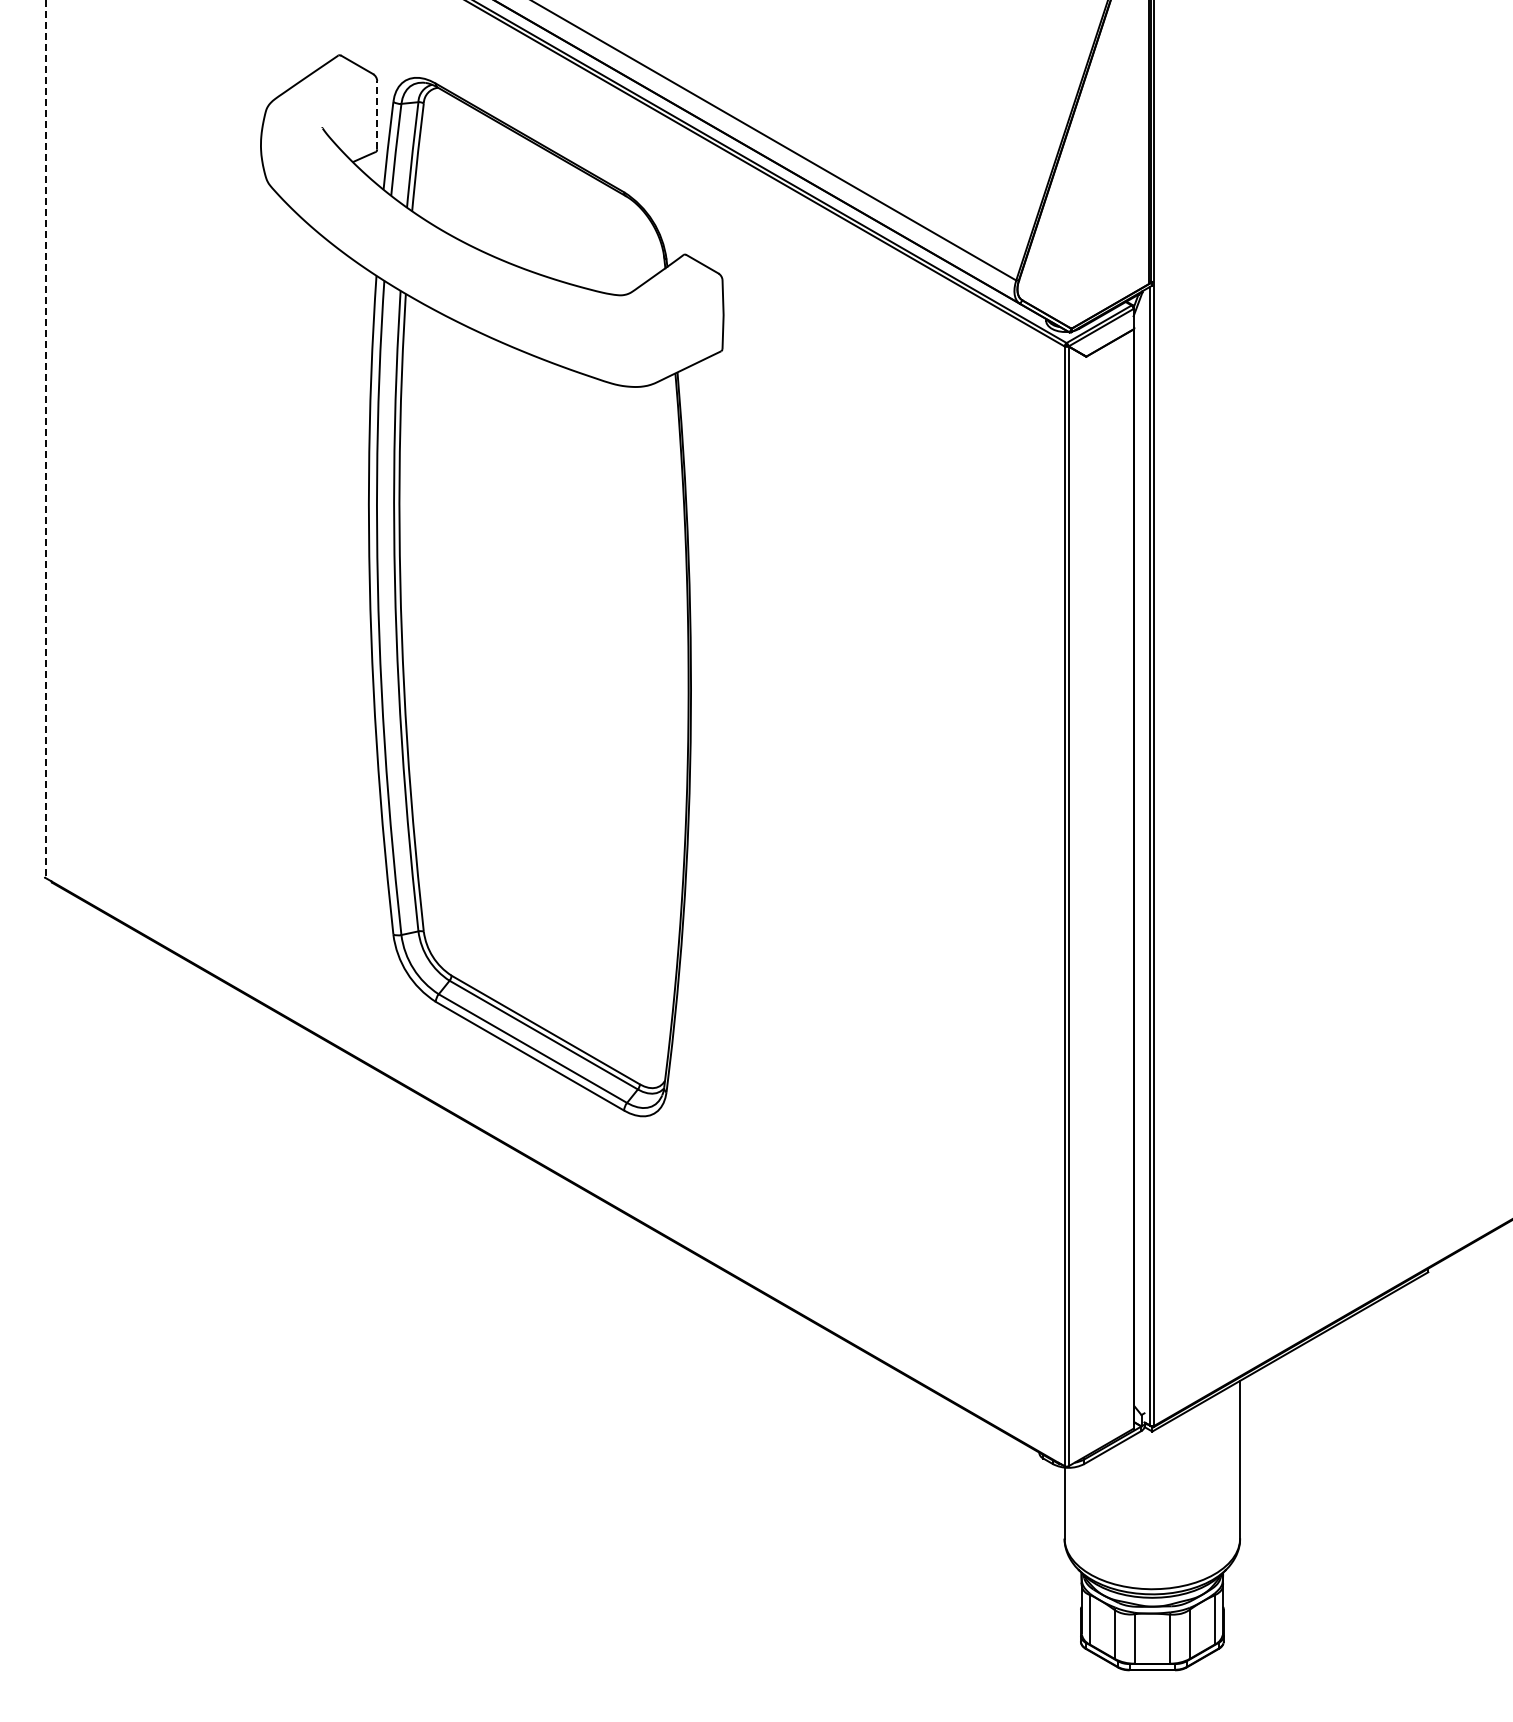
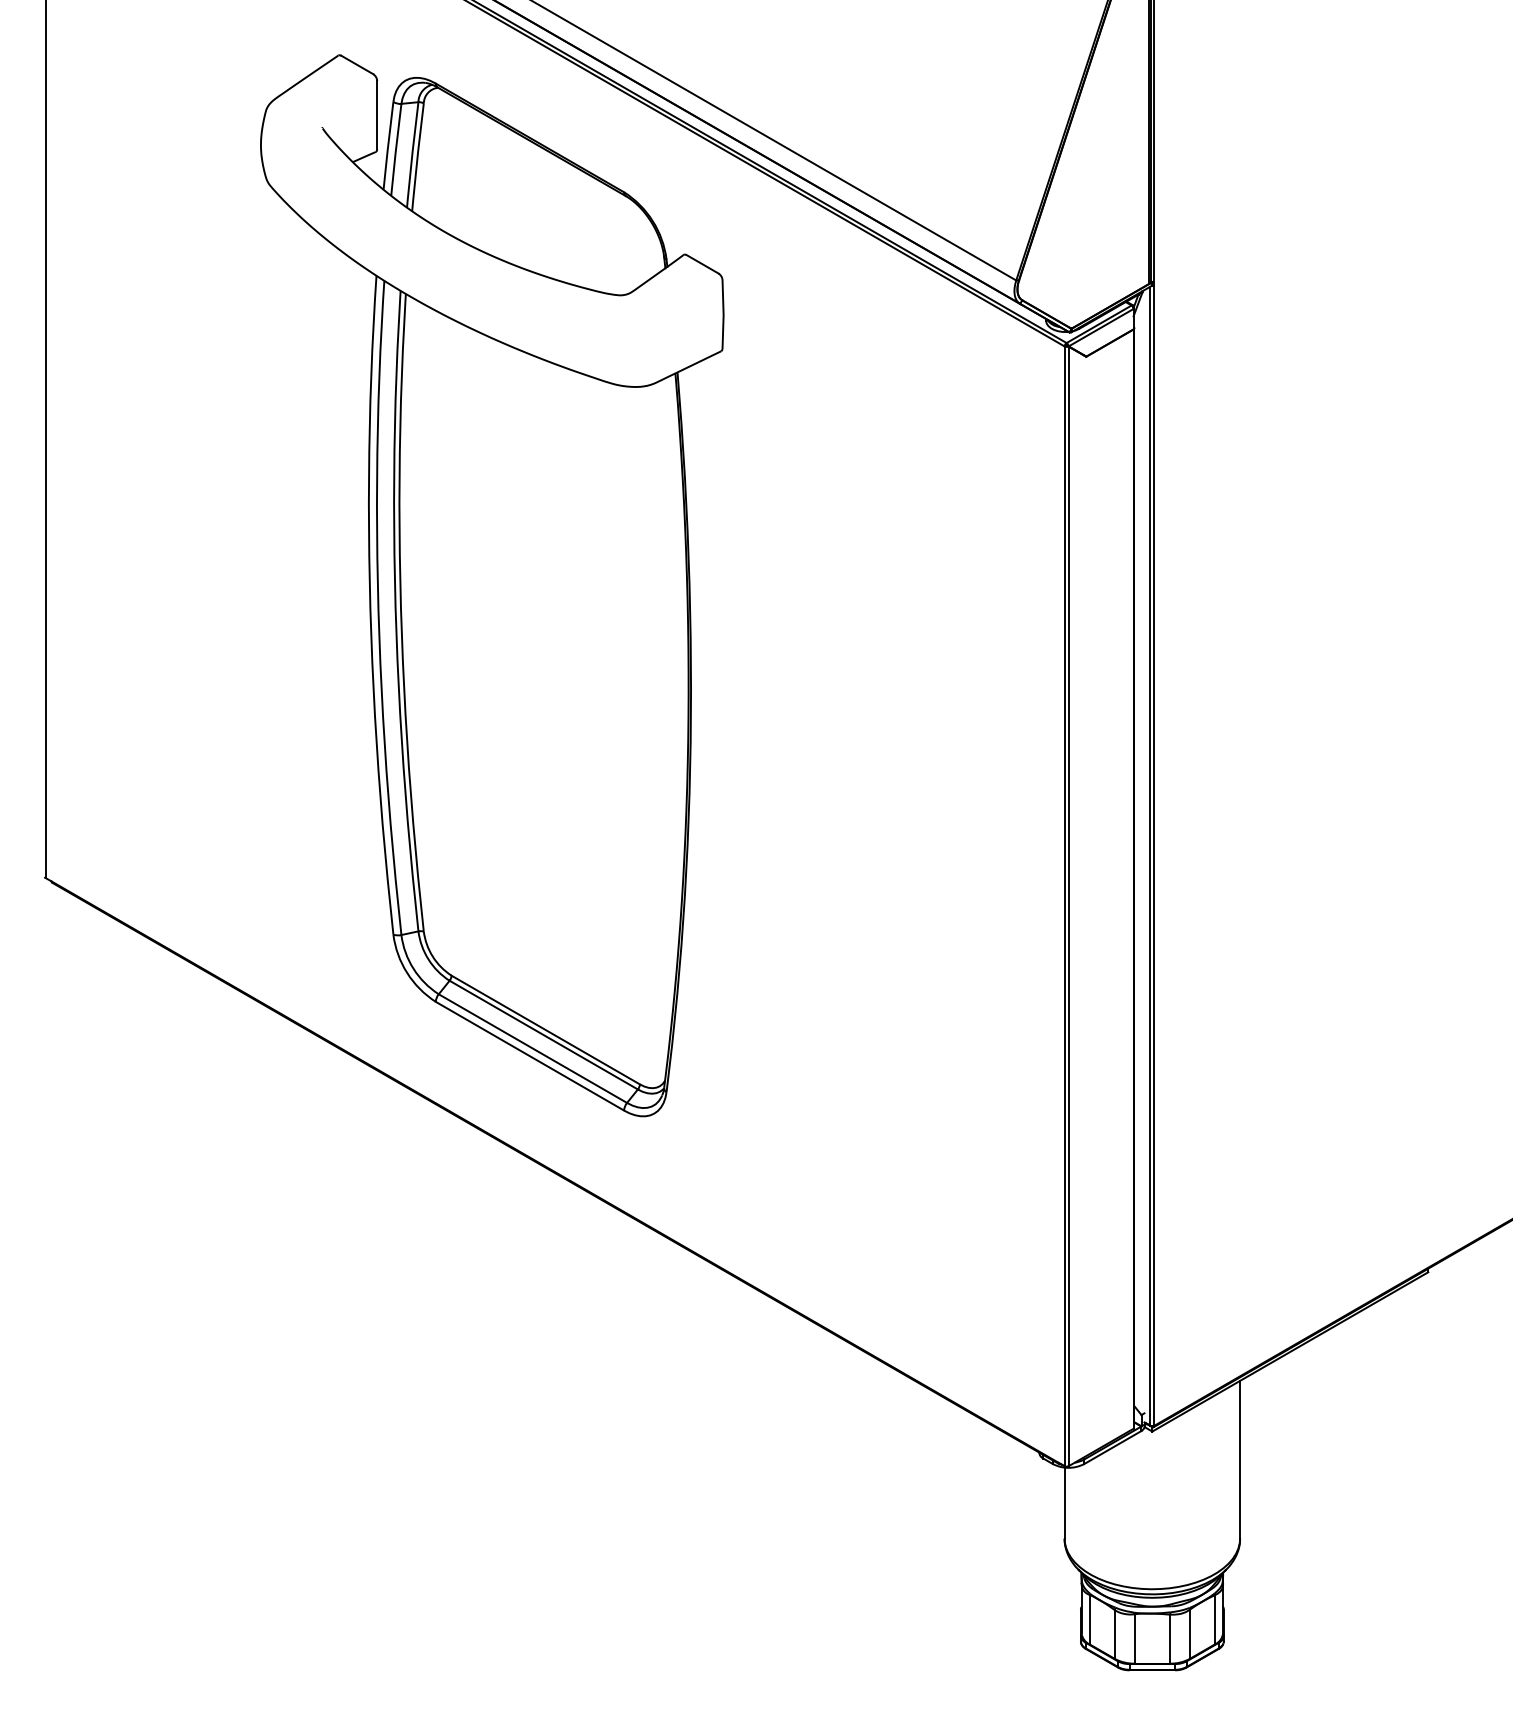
line: dashed -> solid (377, 114)
line: dashed -> solid (45, 439)
